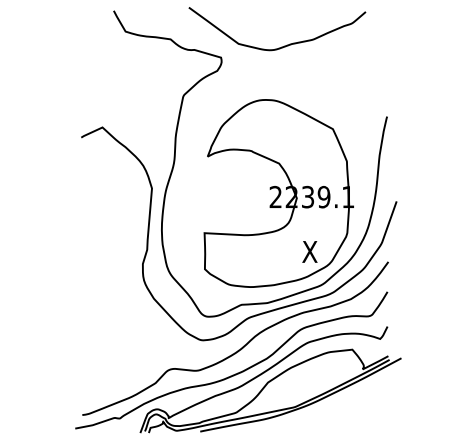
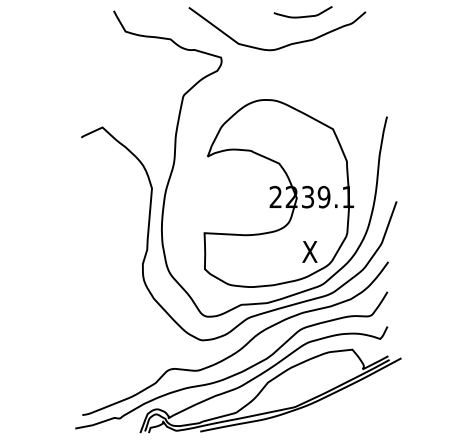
curve: none -> present (302, 16)
